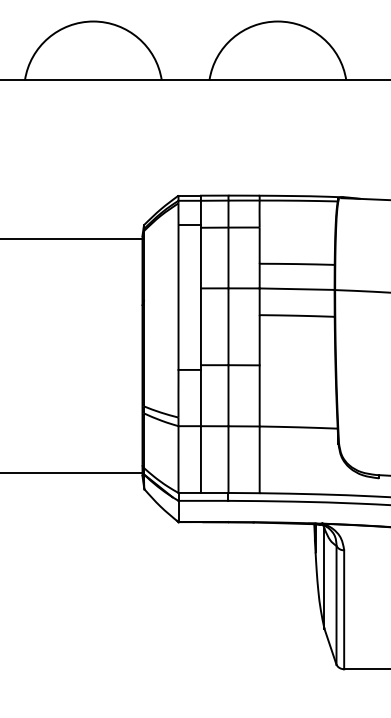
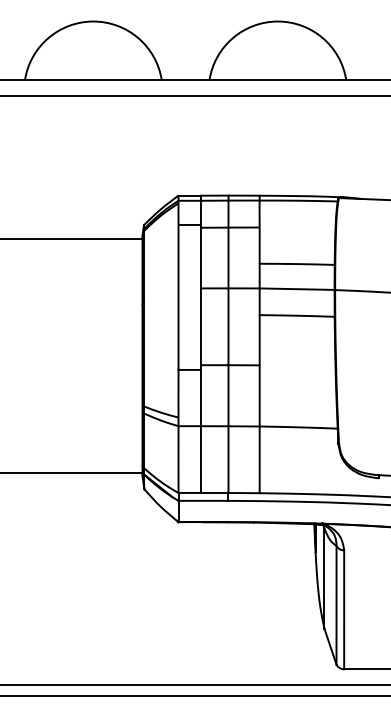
line: none -> present (194, 95)
line: none -> present (194, 684)
line: none -> present (194, 696)
